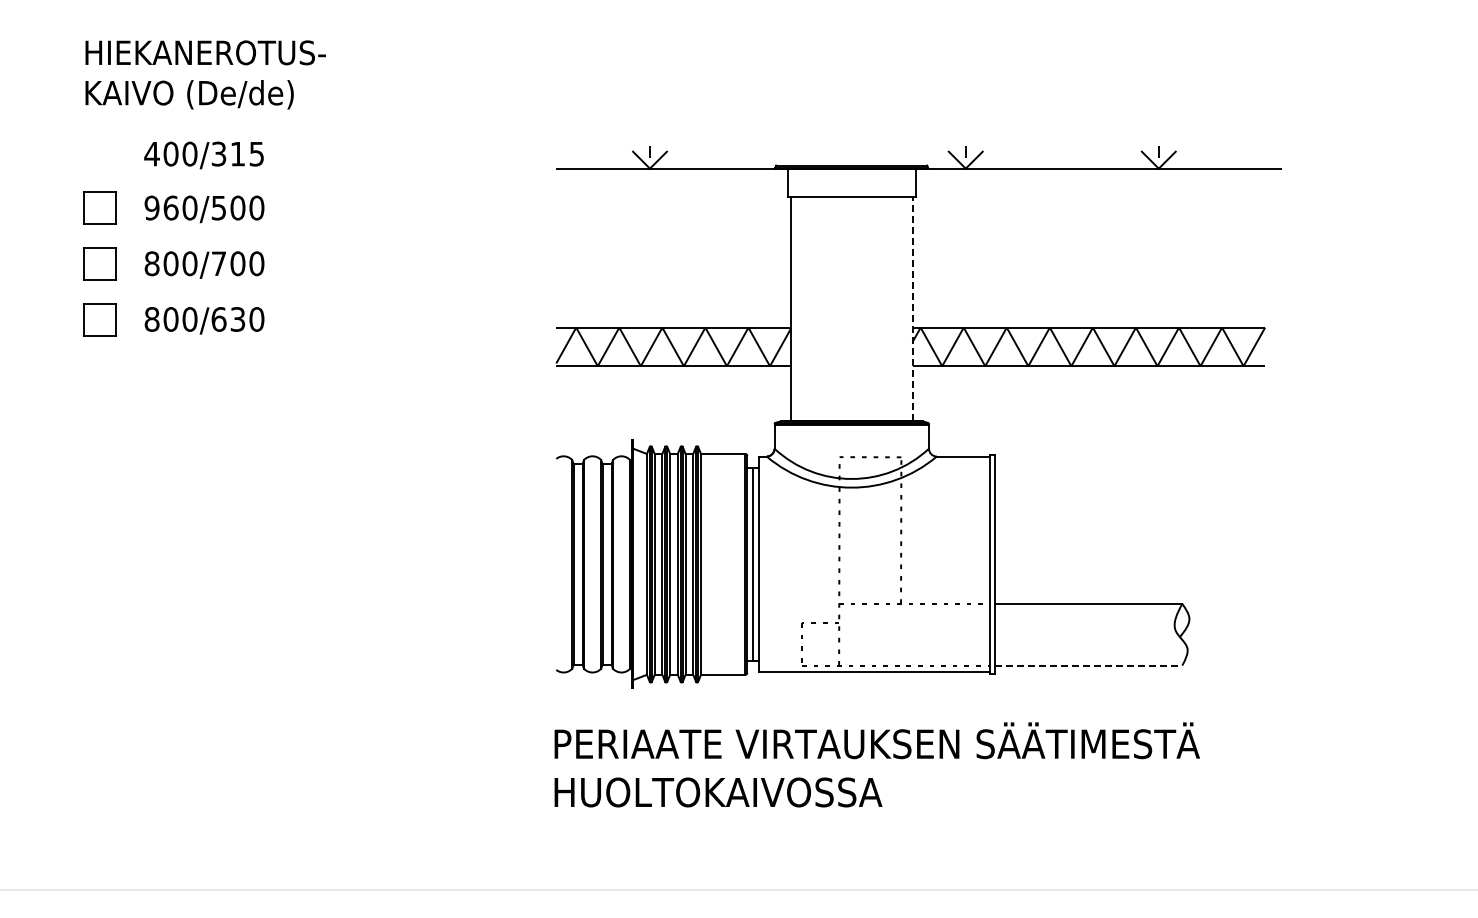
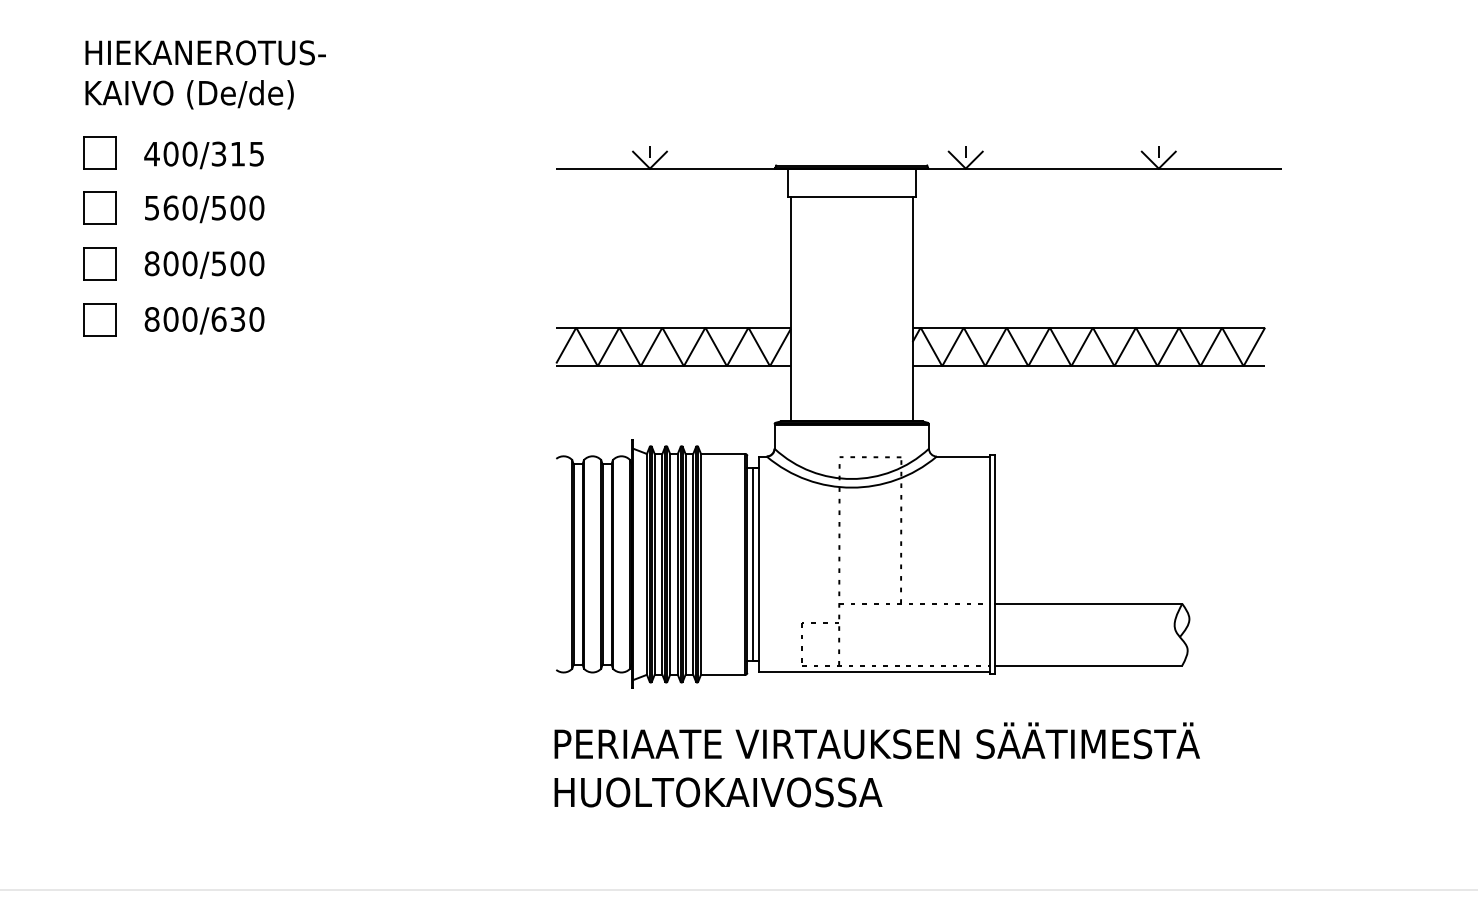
part: none -> present (99, 152)
text: 960/500 -> 560/500 (151, 207)
text: 800/700 -> 800/500 (218, 263)
line: dashed -> solid (912, 308)
line: dashed -> solid (1088, 665)
